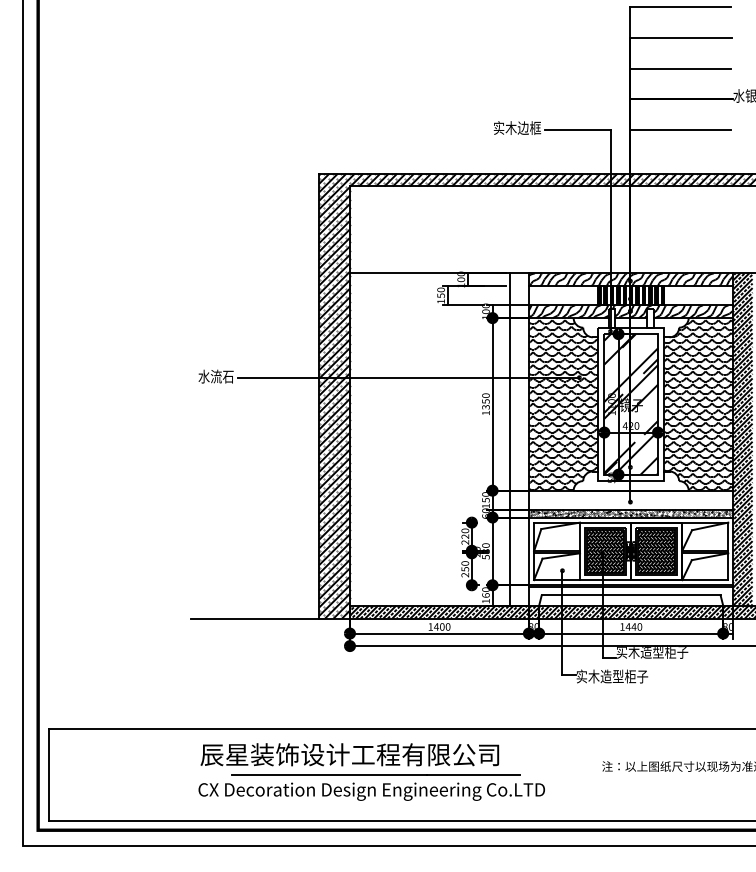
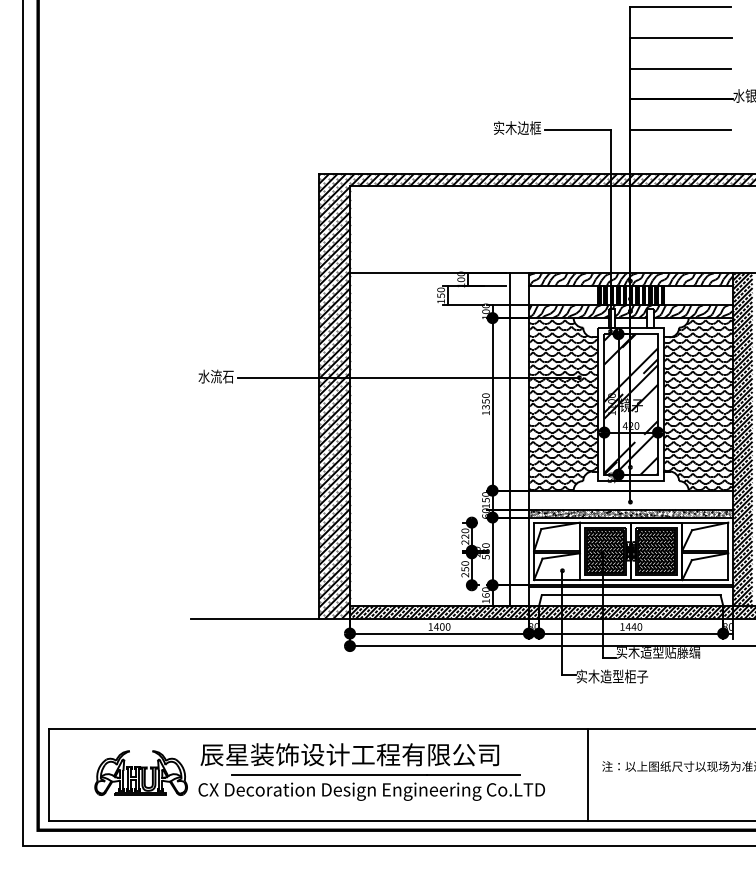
text: 实木造型柜子 -> 实木造型贴藤编 (682, 652)
part: none -> present (140, 772)
line: none -> present (587, 774)
